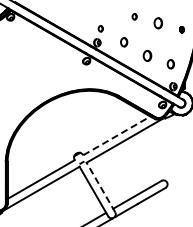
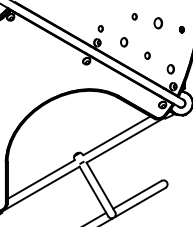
part size: 11x13 px -> 7x9 px (147, 55)
part position: (170, 64) -> (170, 69) (170, 69)
line: dashed -> solid (116, 135)
line: dashed -> solid (100, 187)
